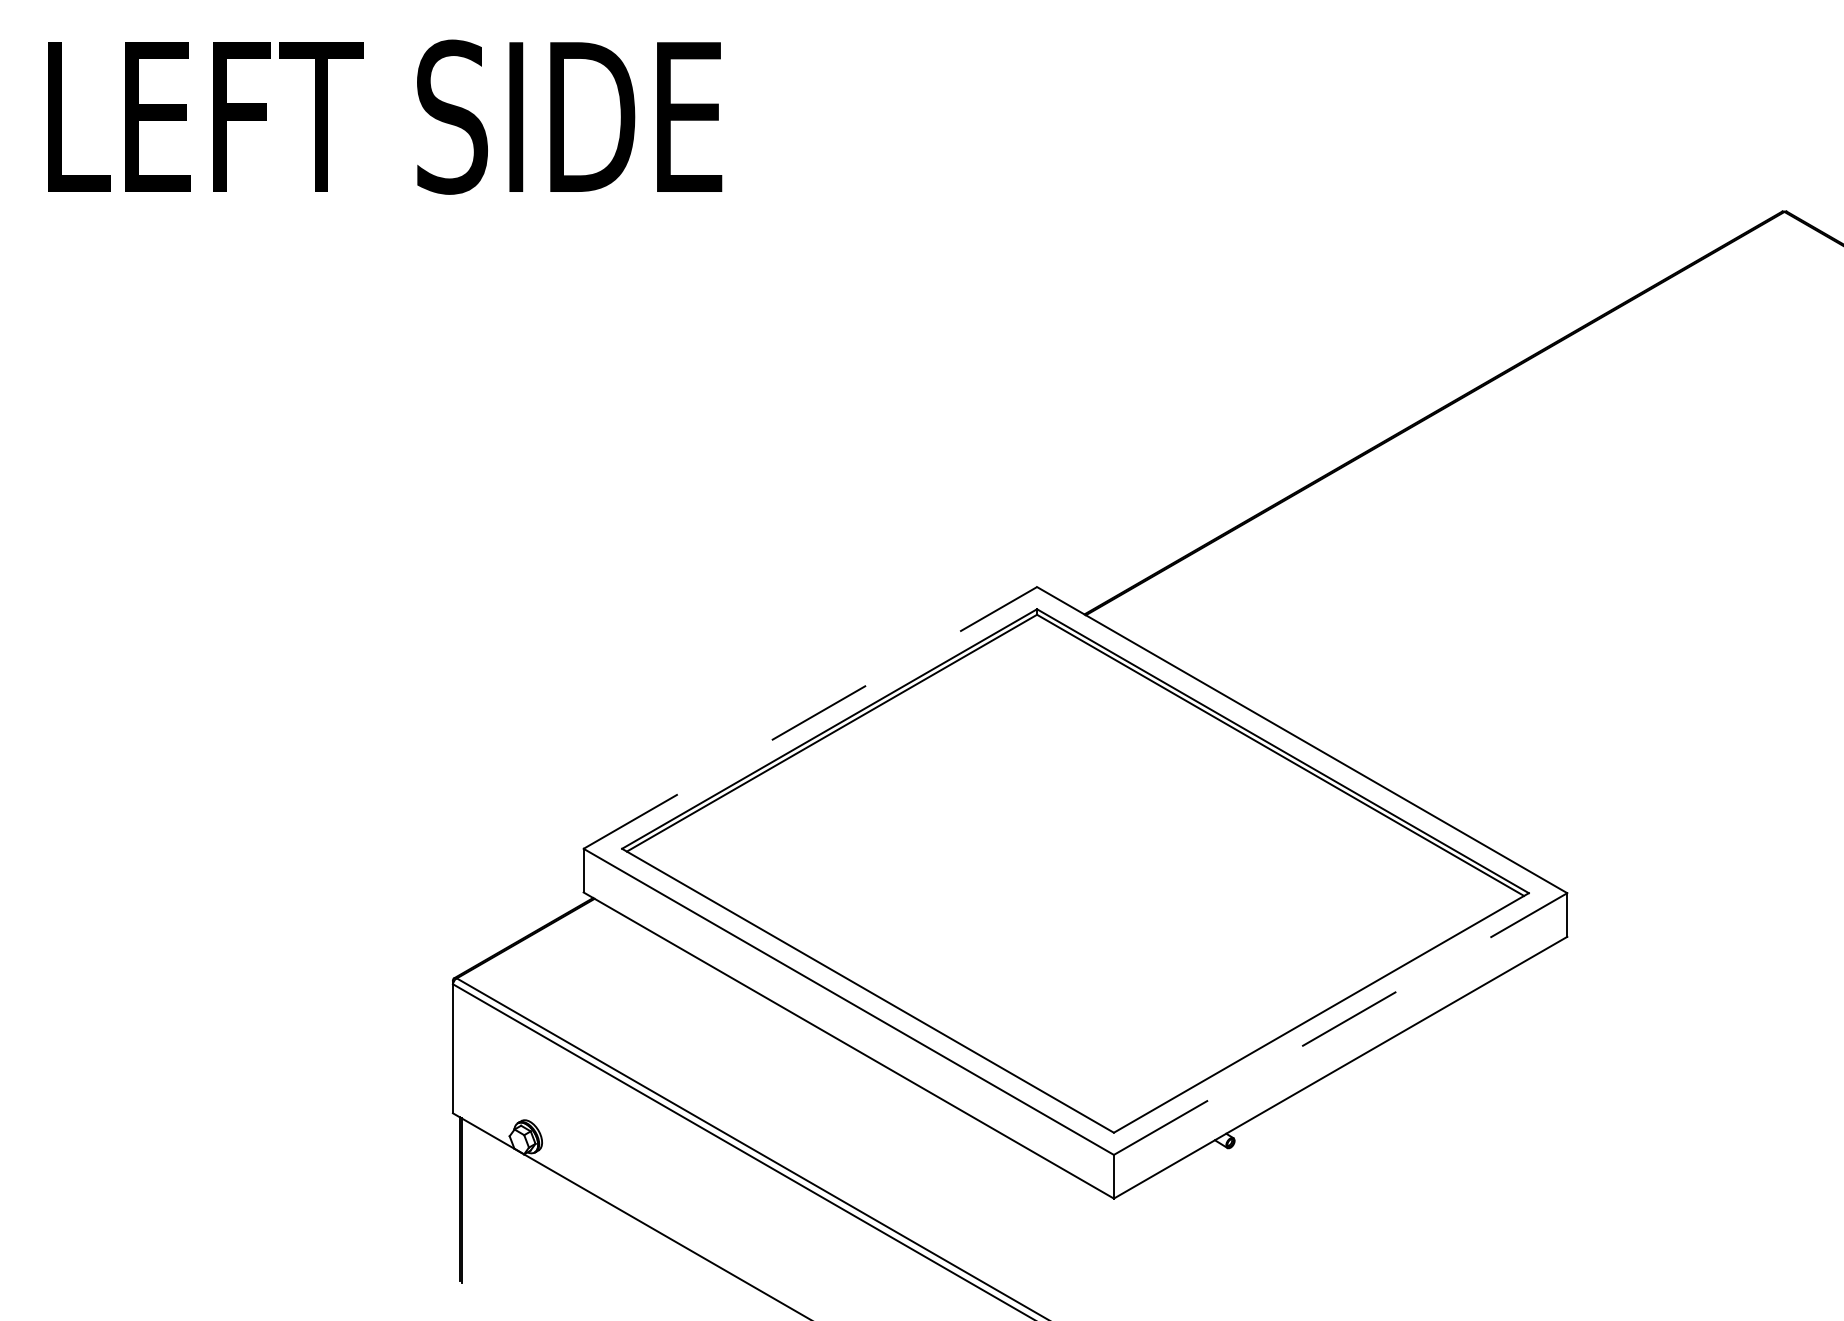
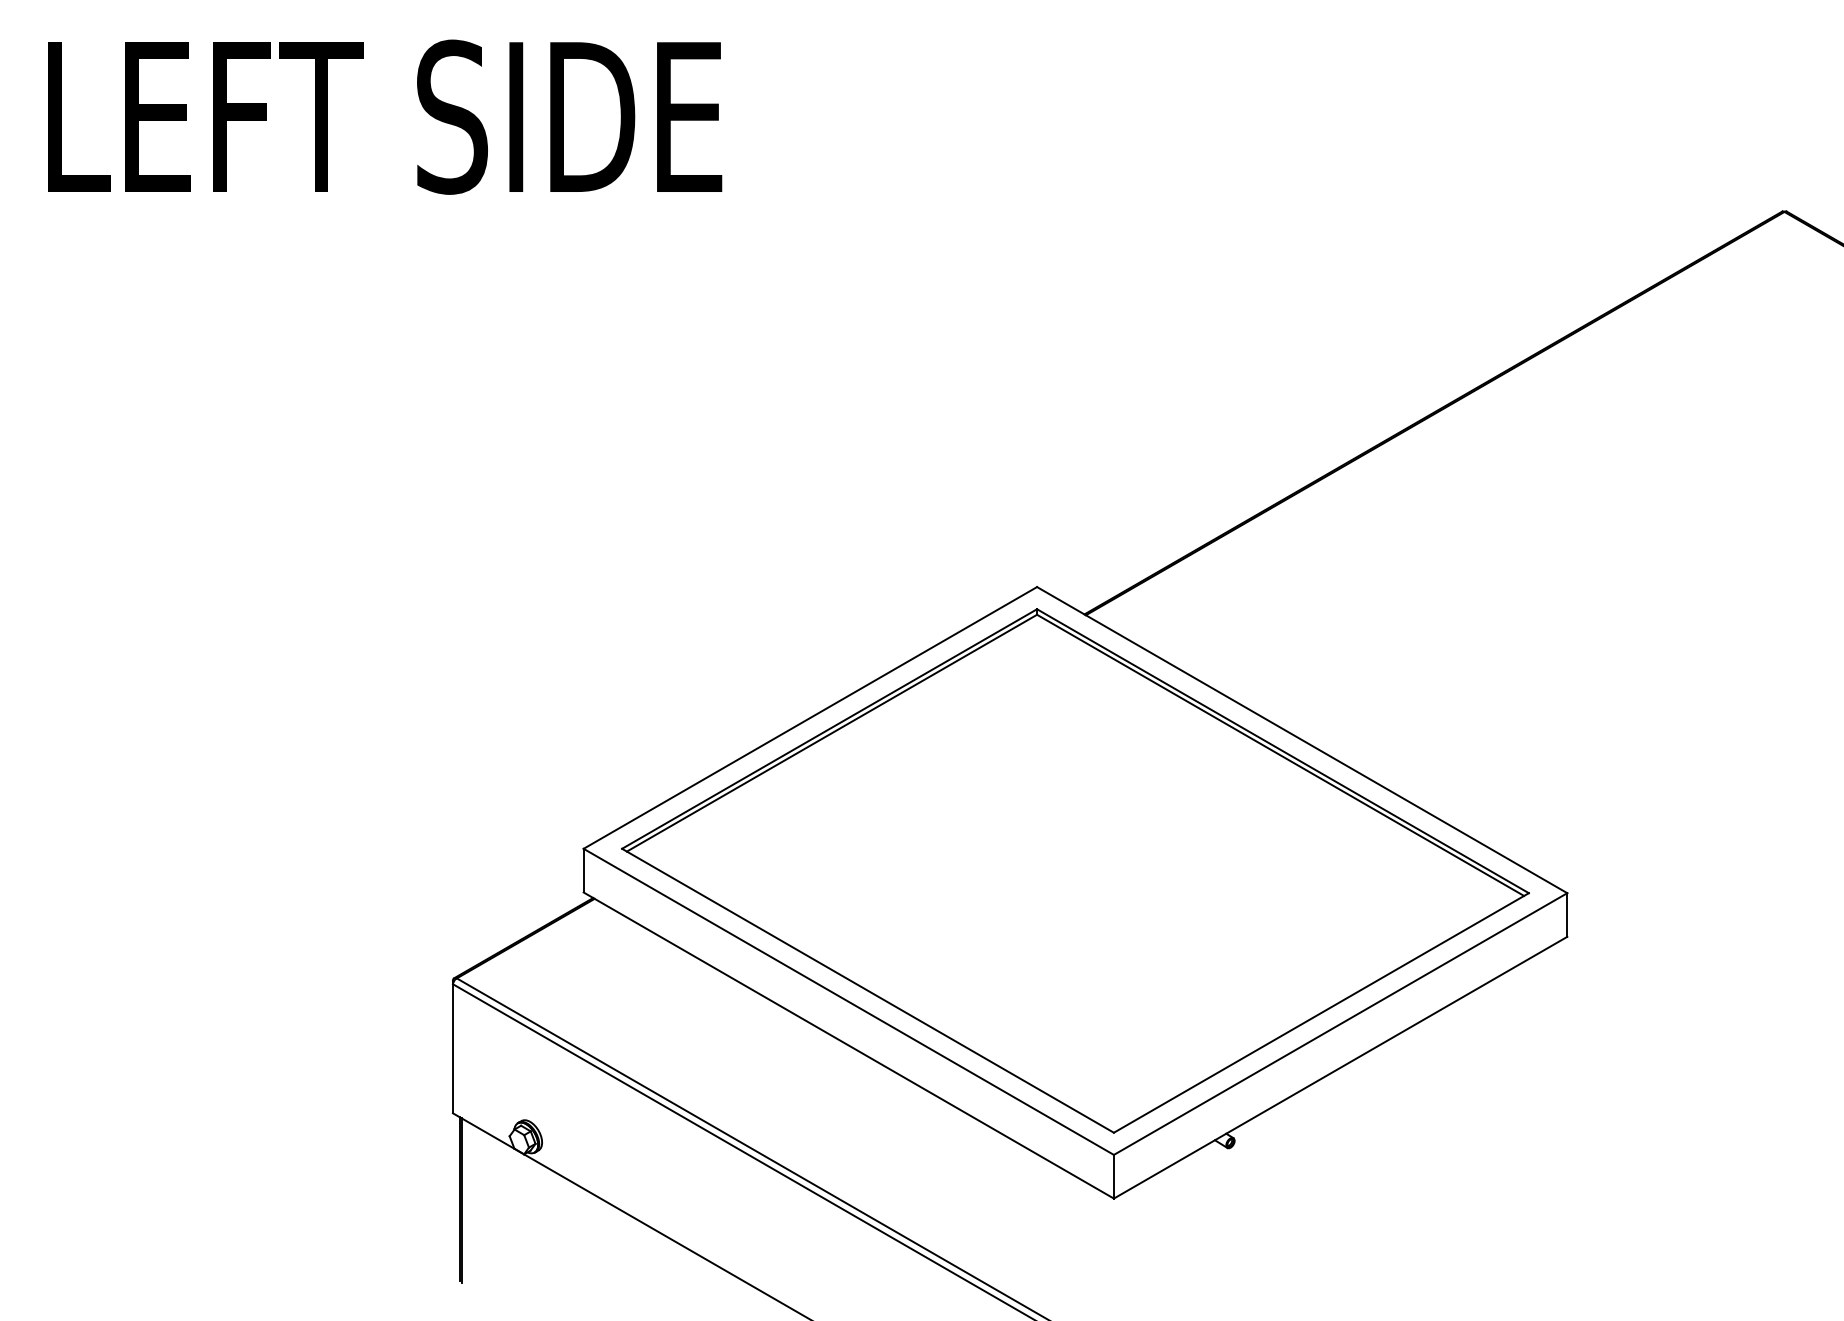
line: dashed -> solid (810, 717)
line: dashed -> solid (1340, 1024)
